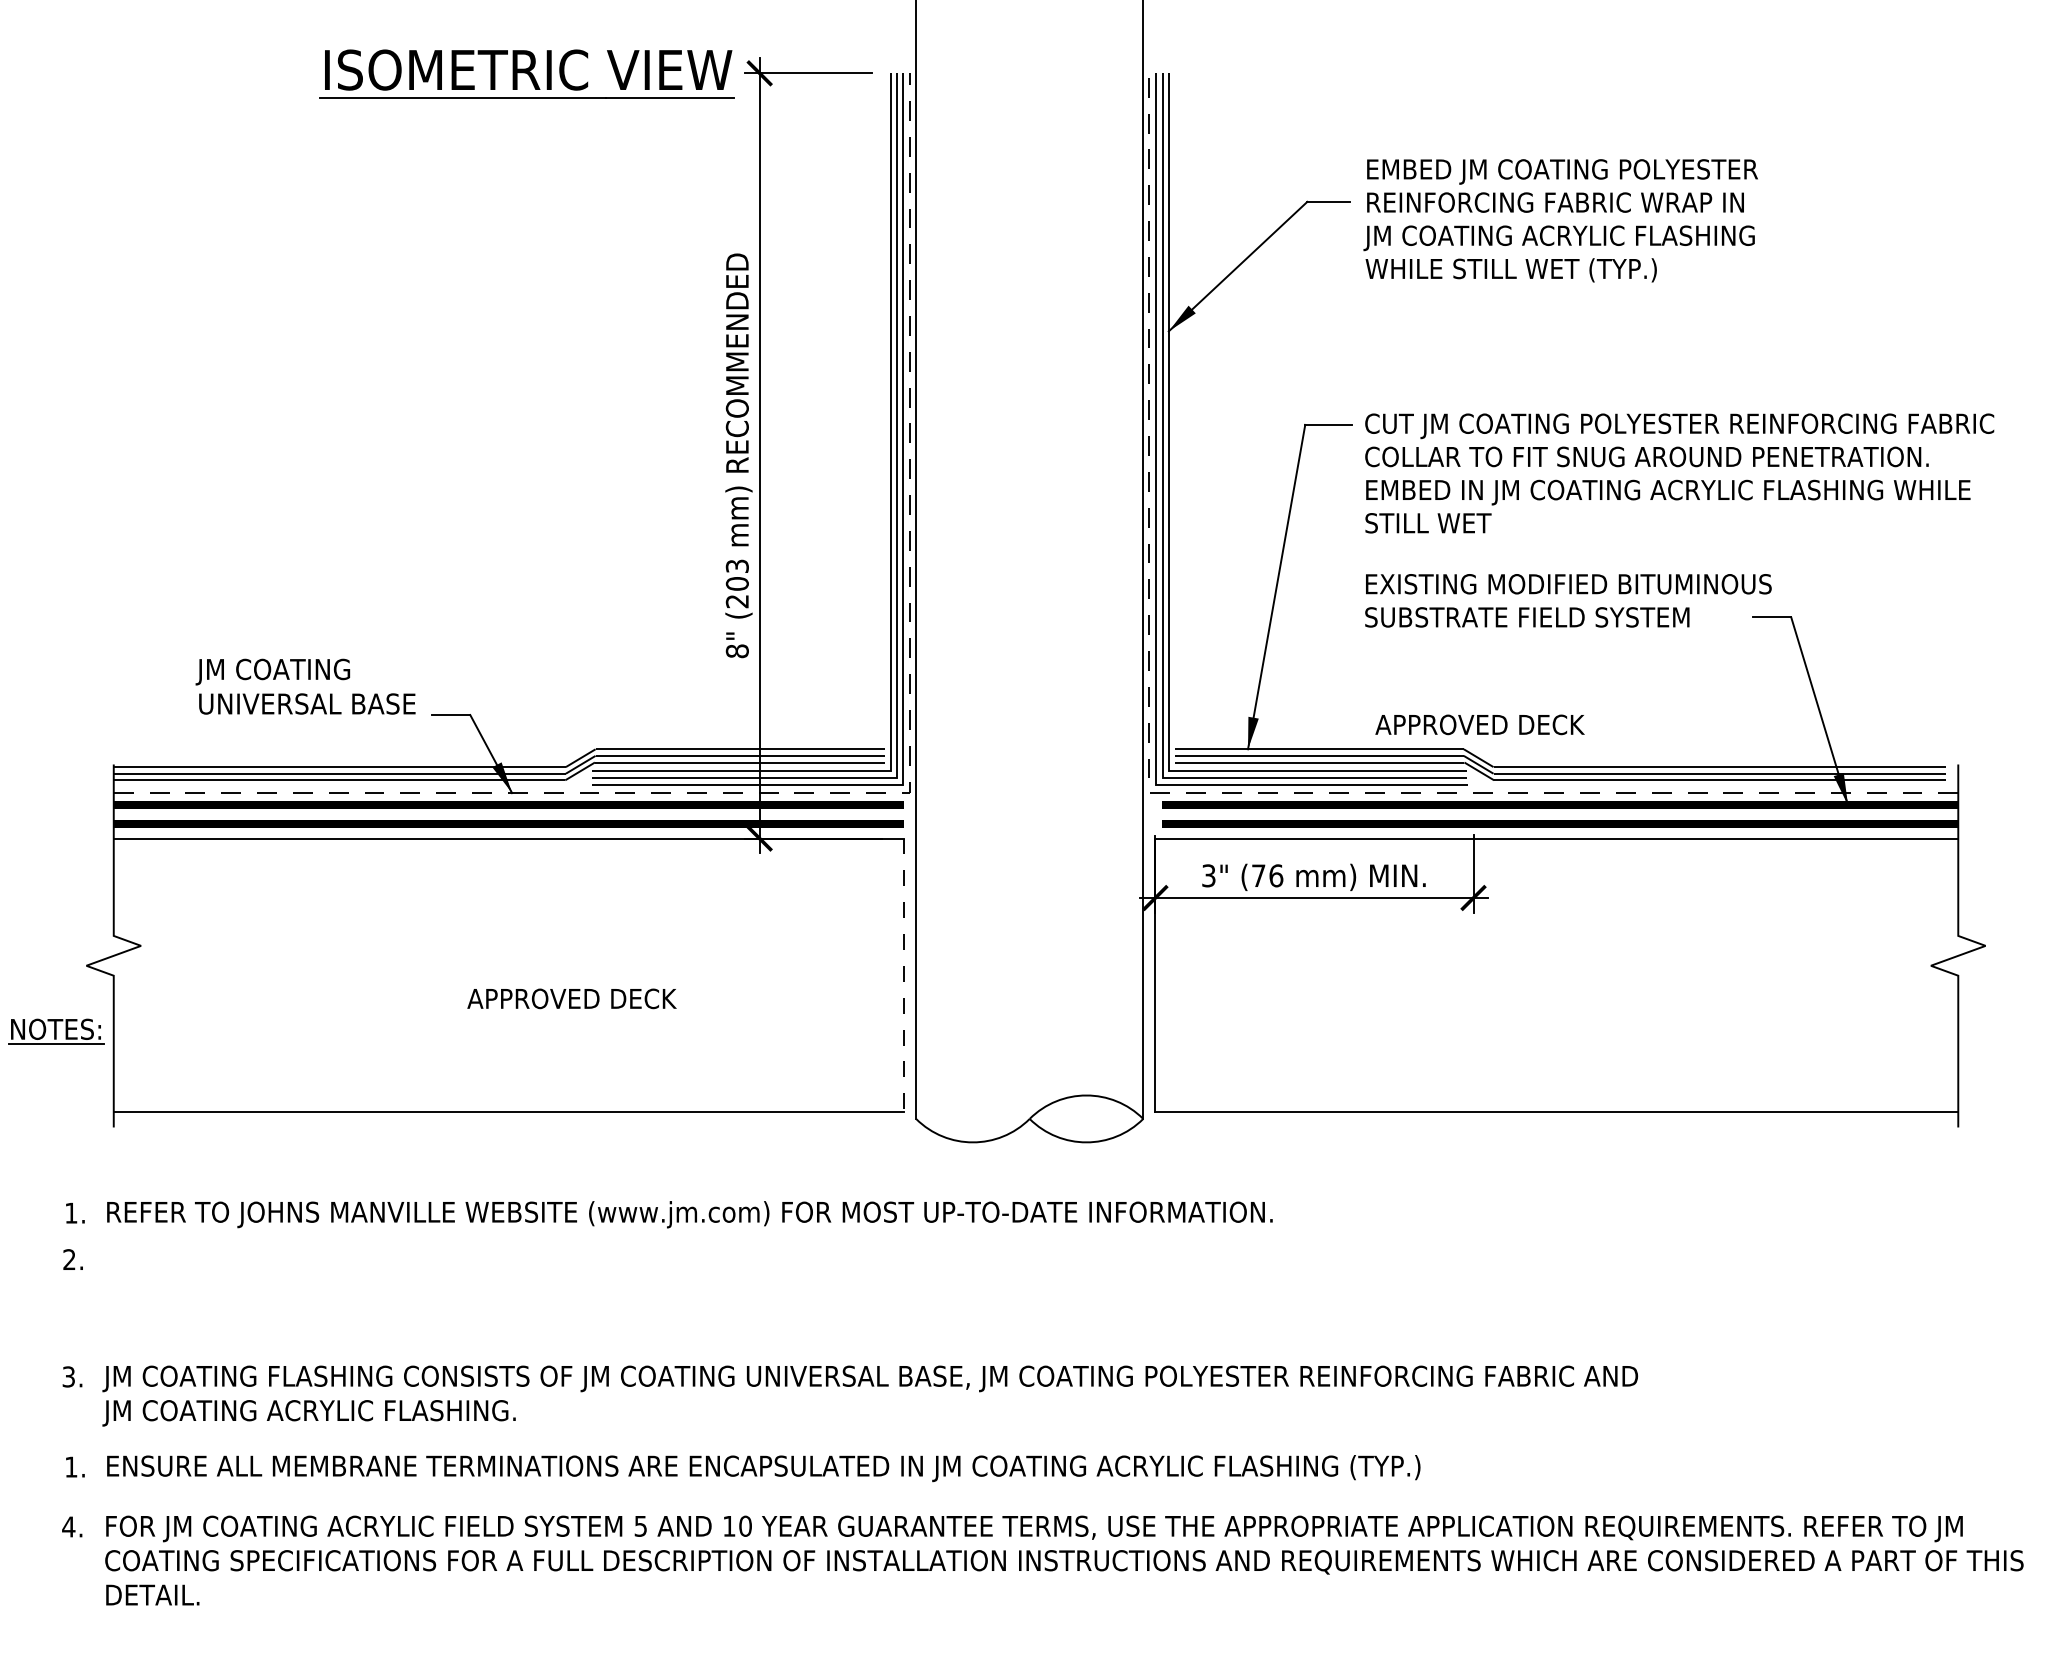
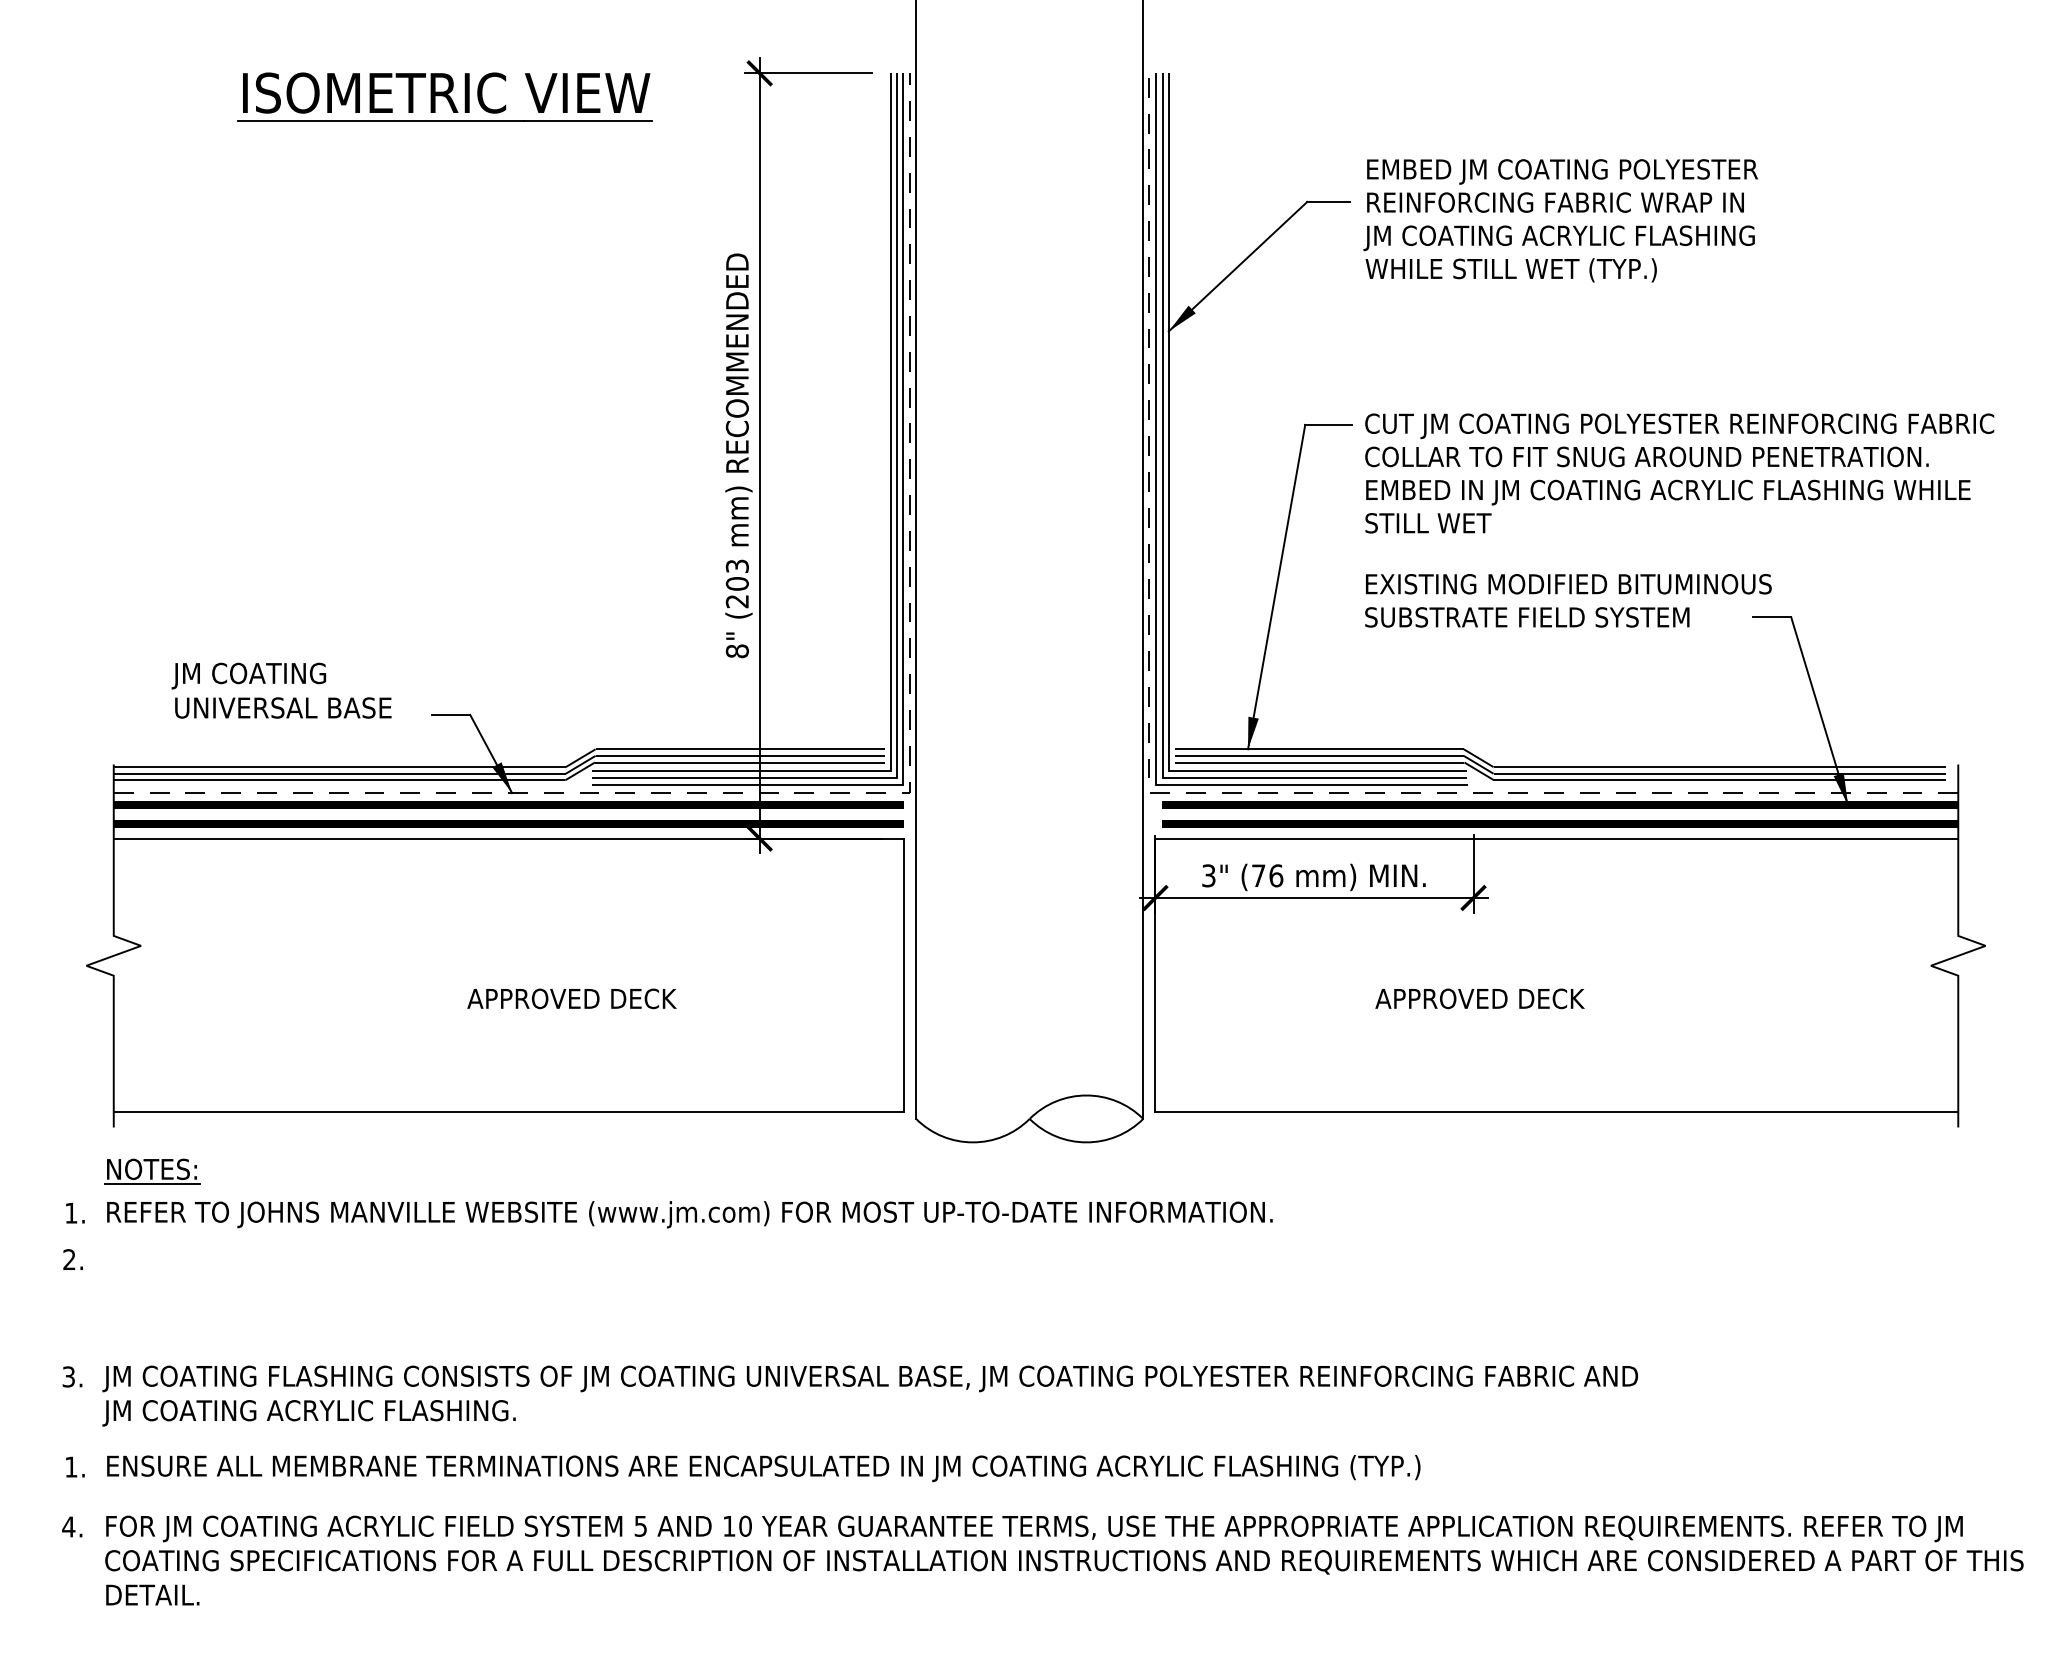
part position: (526, 73) -> (444, 96) (444, 96)
text position: (305, 686) -> (281, 690) (281, 690)
text position: (1479, 724) -> (1479, 998) (1479, 998)
line: dashed -> solid (904, 975)
part position: (56, 1031) -> (152, 1171) (152, 1171)
